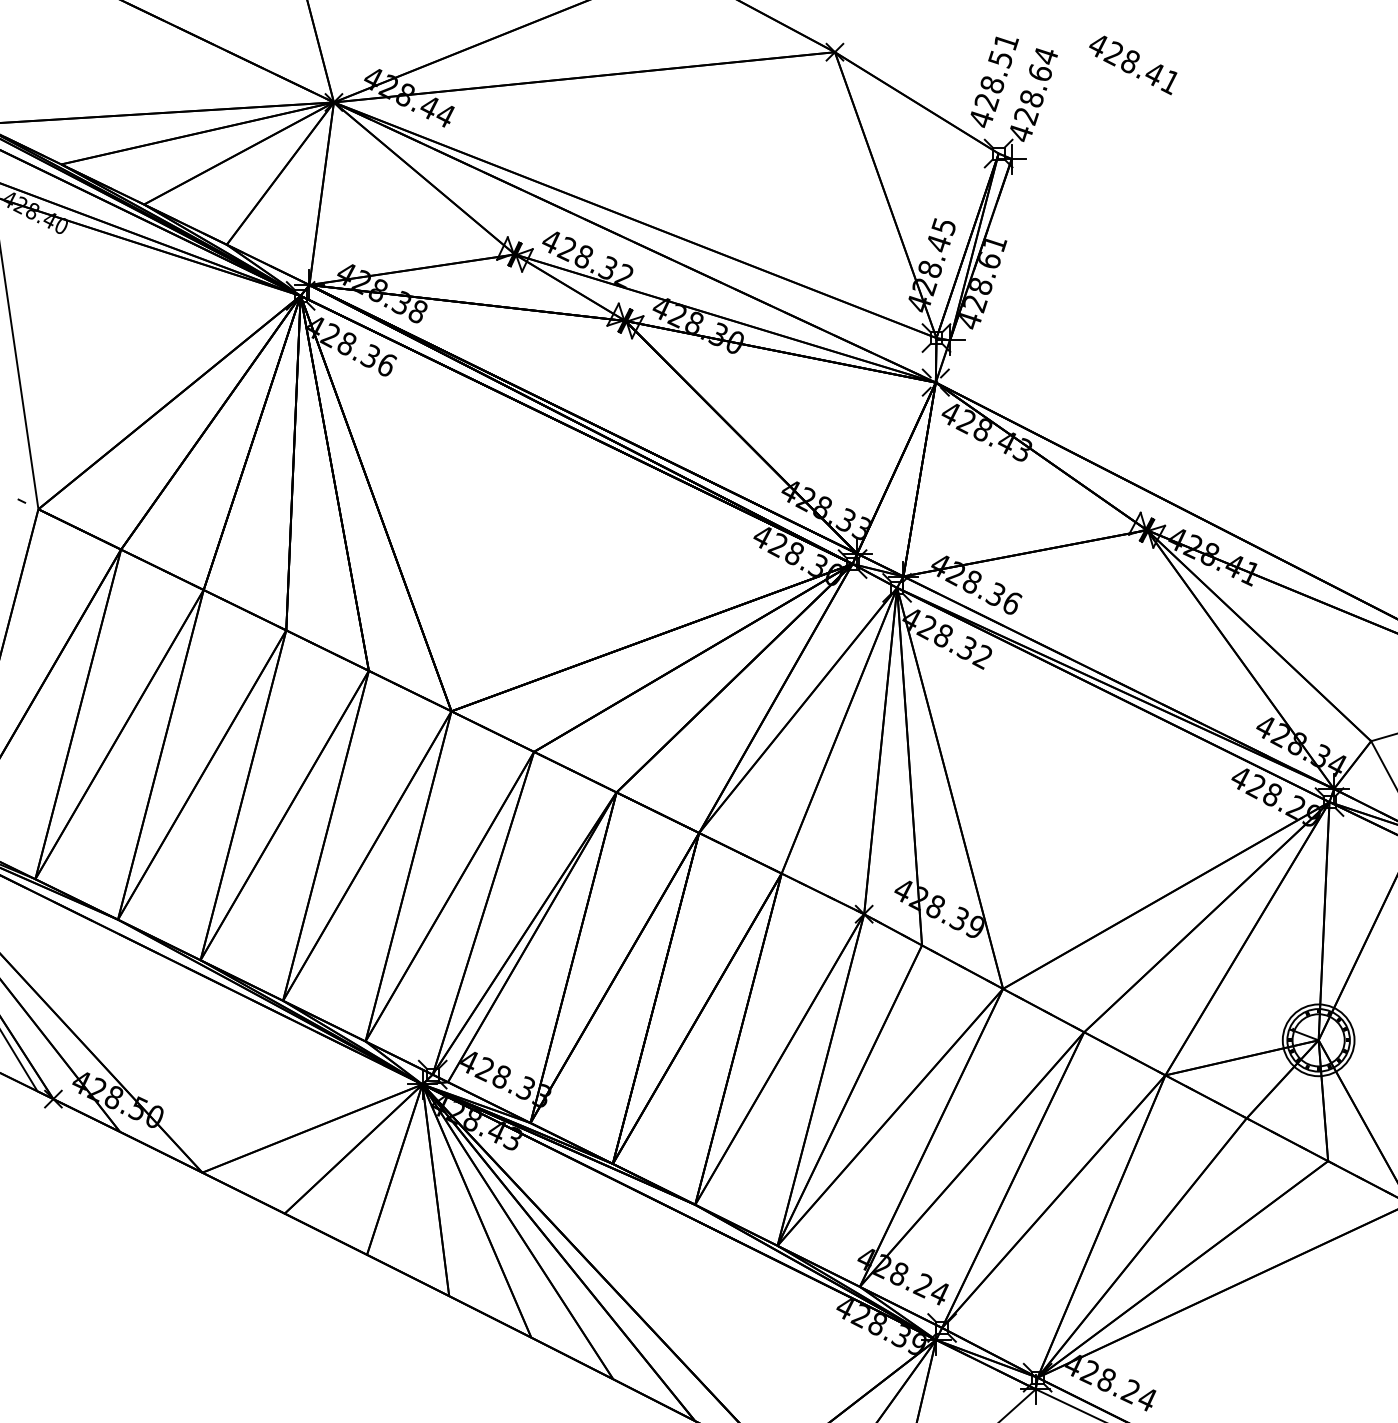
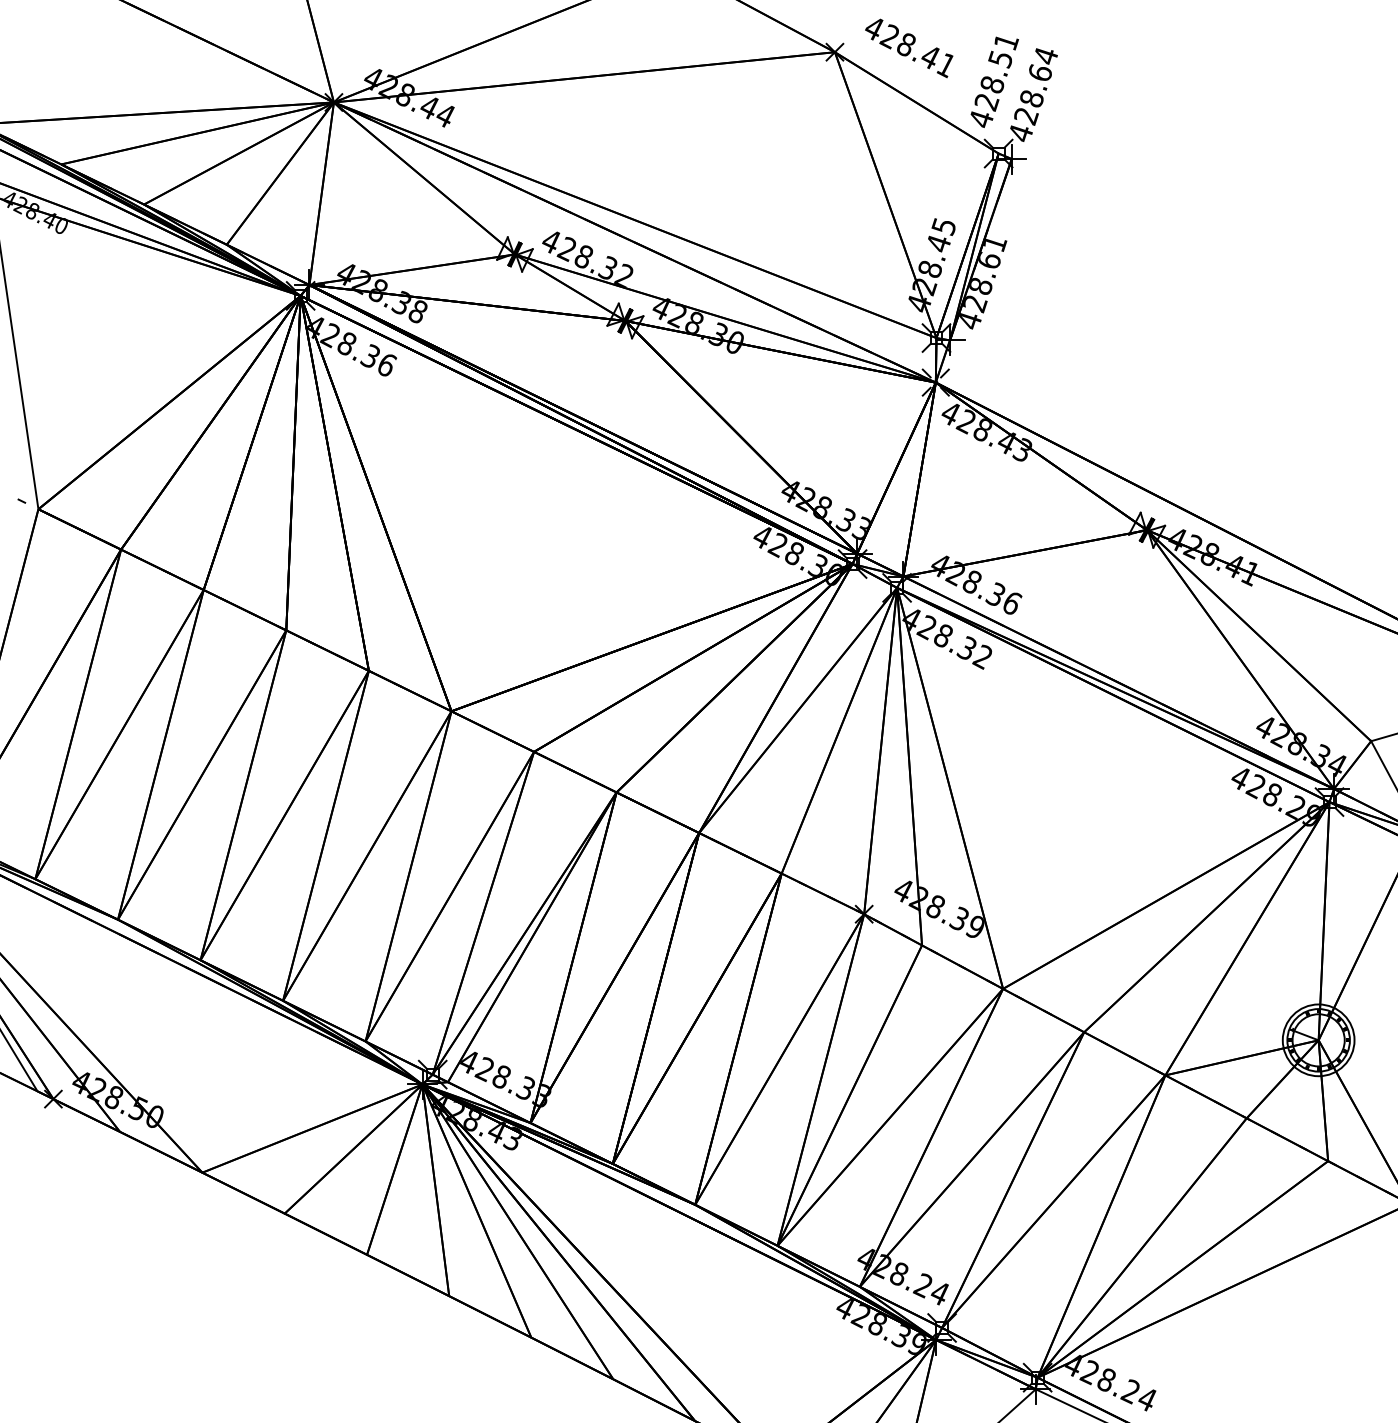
text position: (1133, 65) -> (909, 48) (909, 48)
